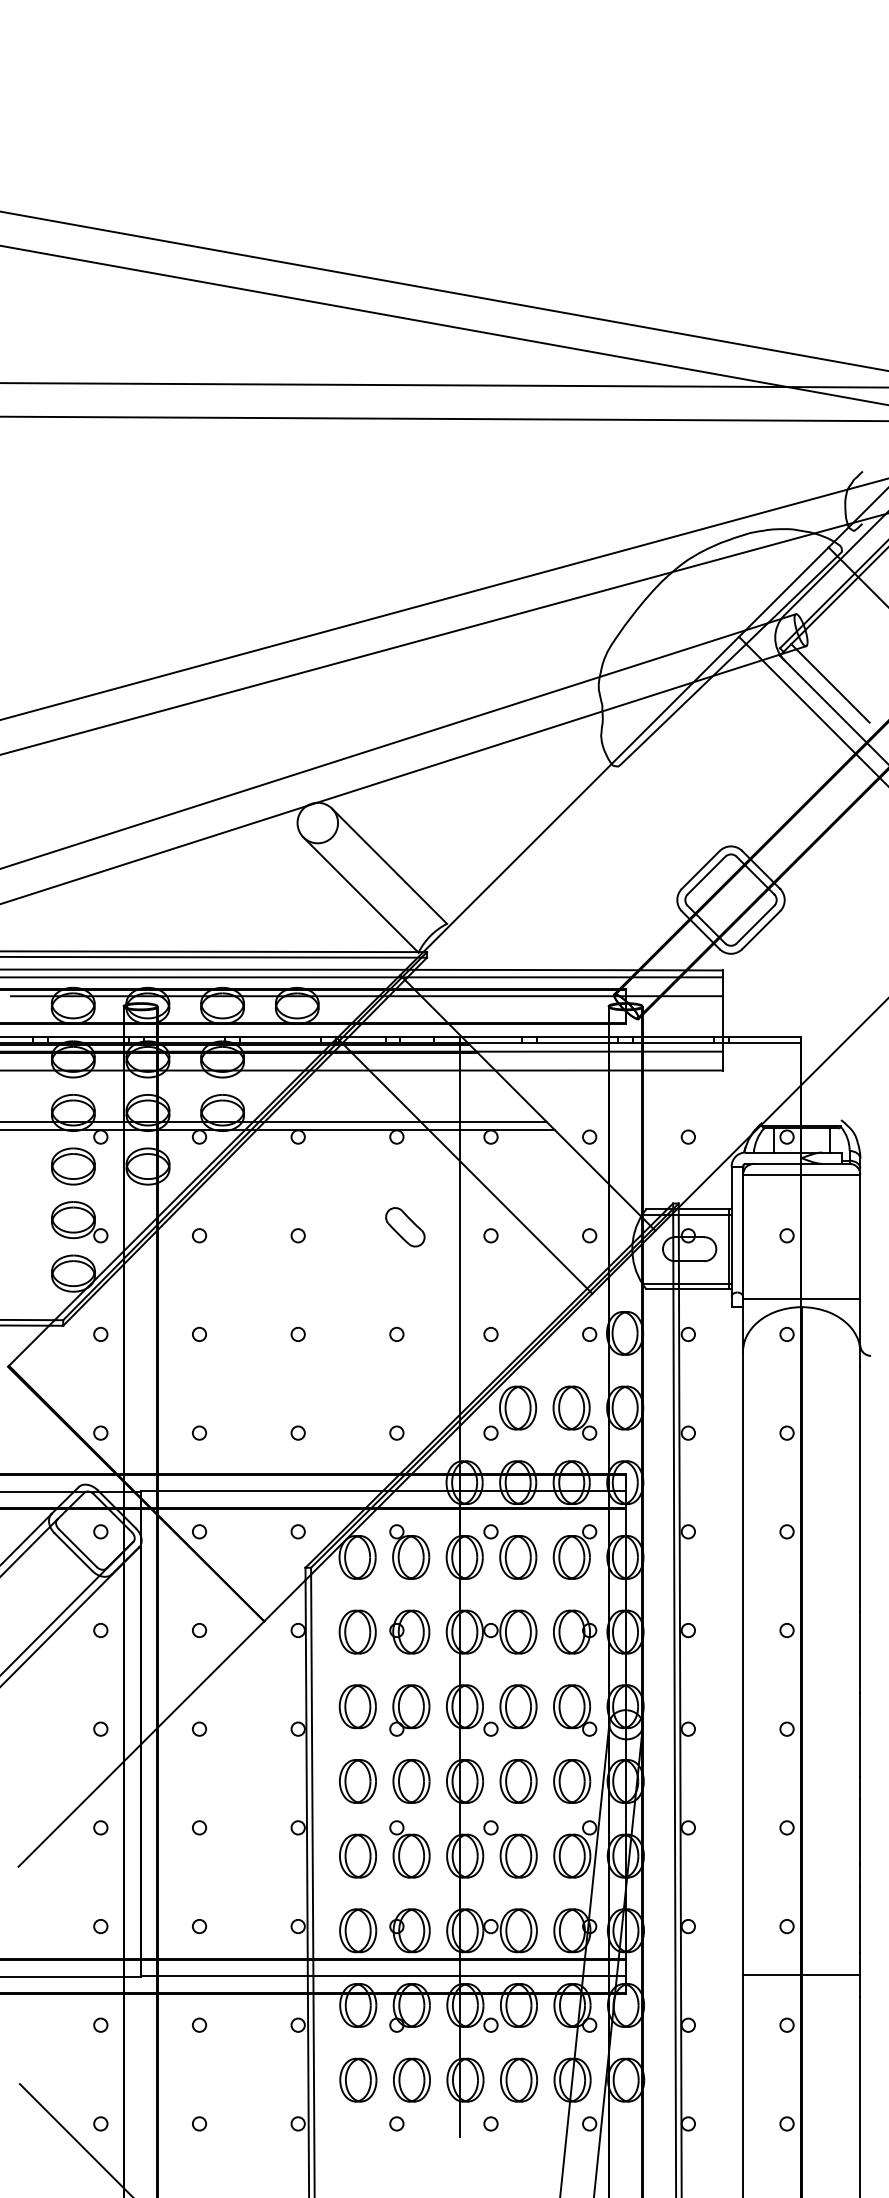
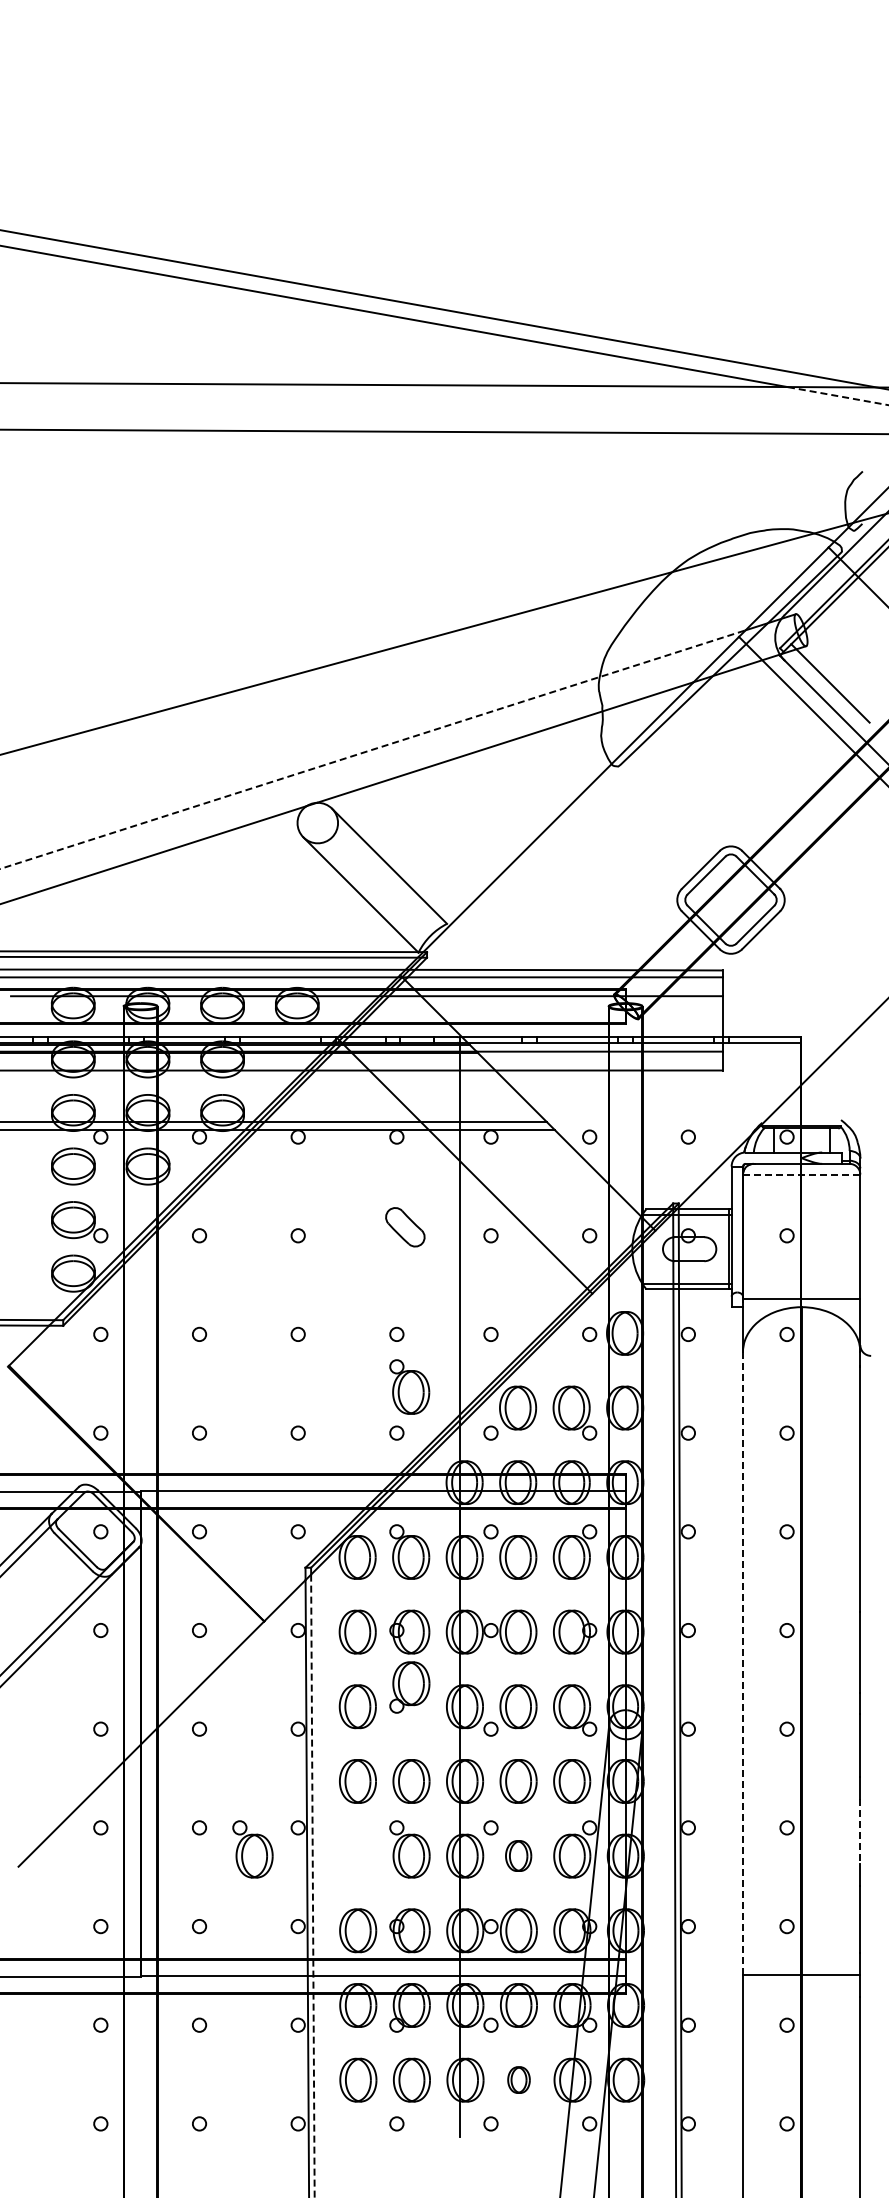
line position: (443, 290) -> (443, 309) (443, 309)
line: solid -> dashed (837, 396)
line position: (443, 418) -> (443, 431) (443, 431)
line: present -> none (443, 599)
line: solid -> dashed (373, 749)
line: solid -> dashed (801, 1174)
part: none -> present (409, 1386)
line: solid -> dashed (743, 1663)
part position: (409, 1710) -> (409, 1687) (409, 1687)
line: solid -> dashed (860, 1831)
part: none -> present (252, 1849)
part: present -> none (357, 1855)
part size: 39x46 px -> 28x32 px (518, 1855)
line: solid -> dashed (312, 1886)
part size: 38x46 px -> 24x28 px (518, 2079)
line: present -> none (74, 2139)
